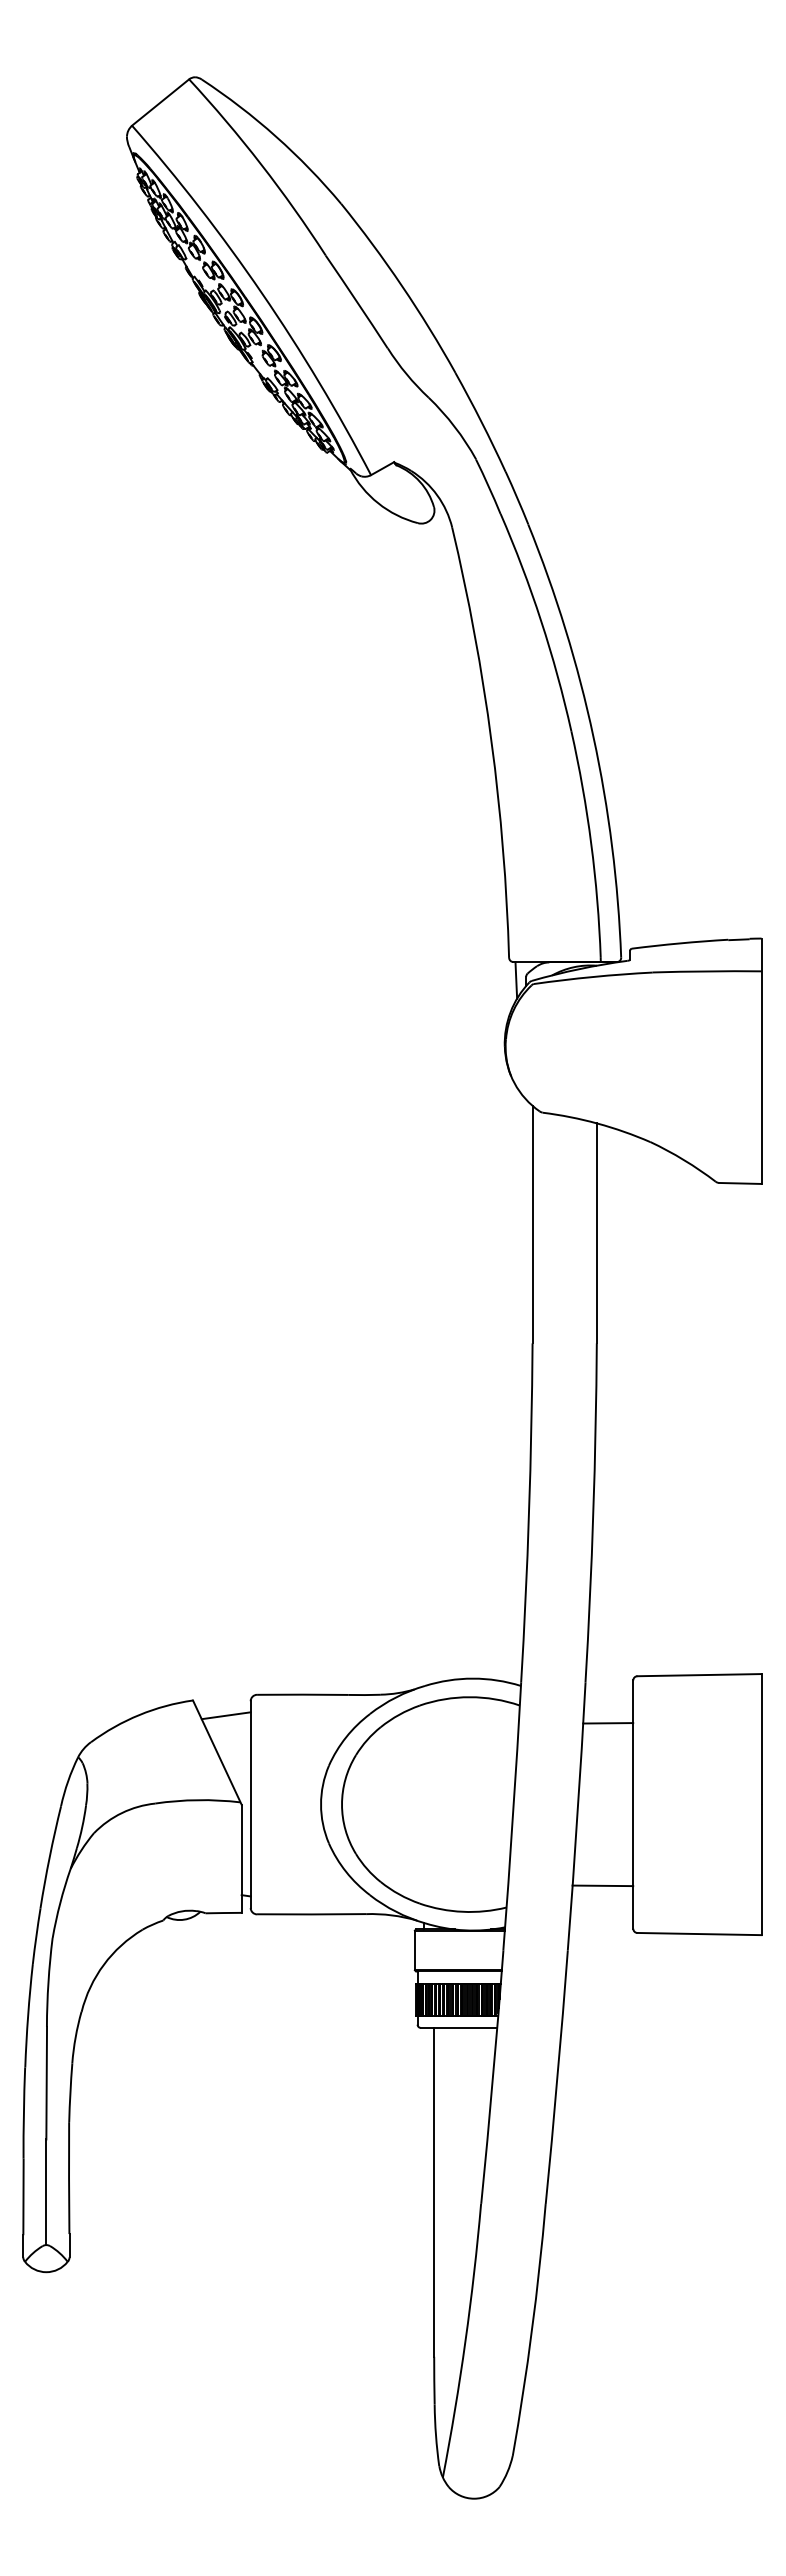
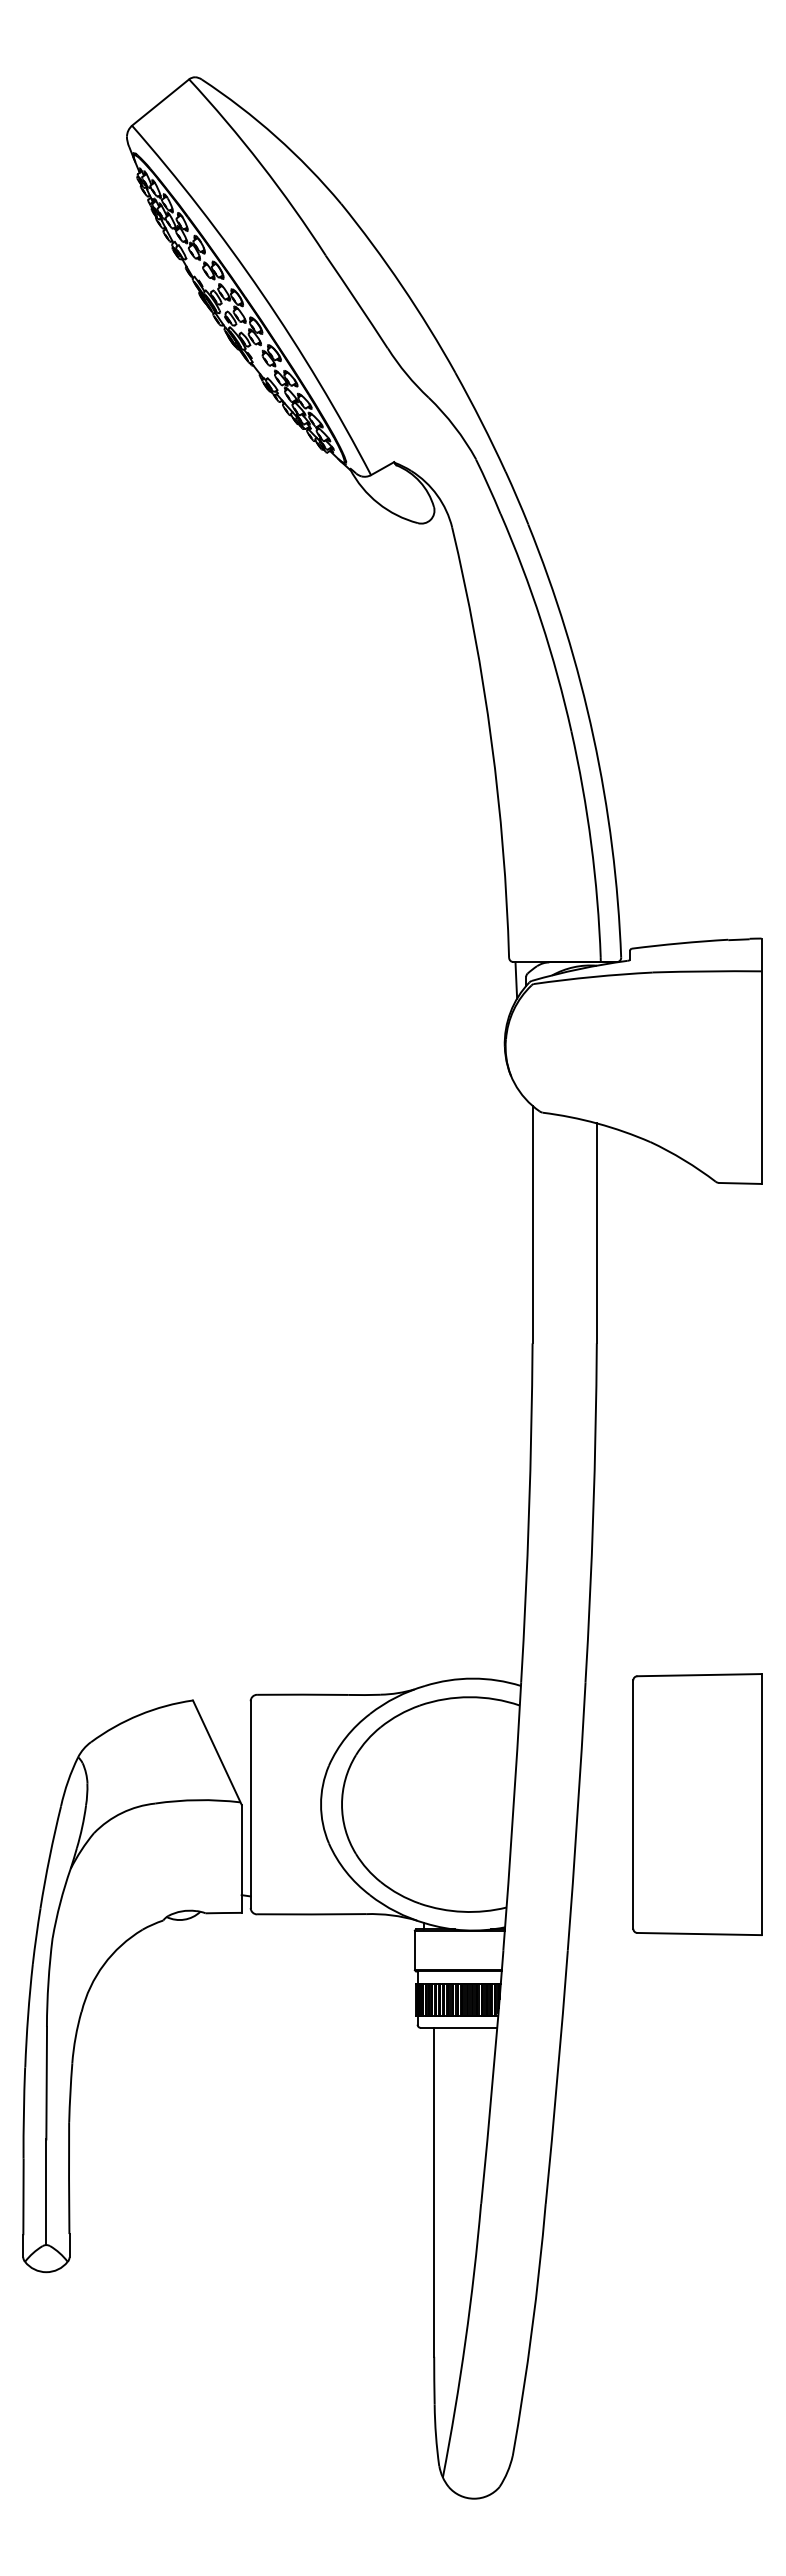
line: present -> none (225, 1715)
line: present -> none (608, 1723)
line: present -> none (602, 1885)
